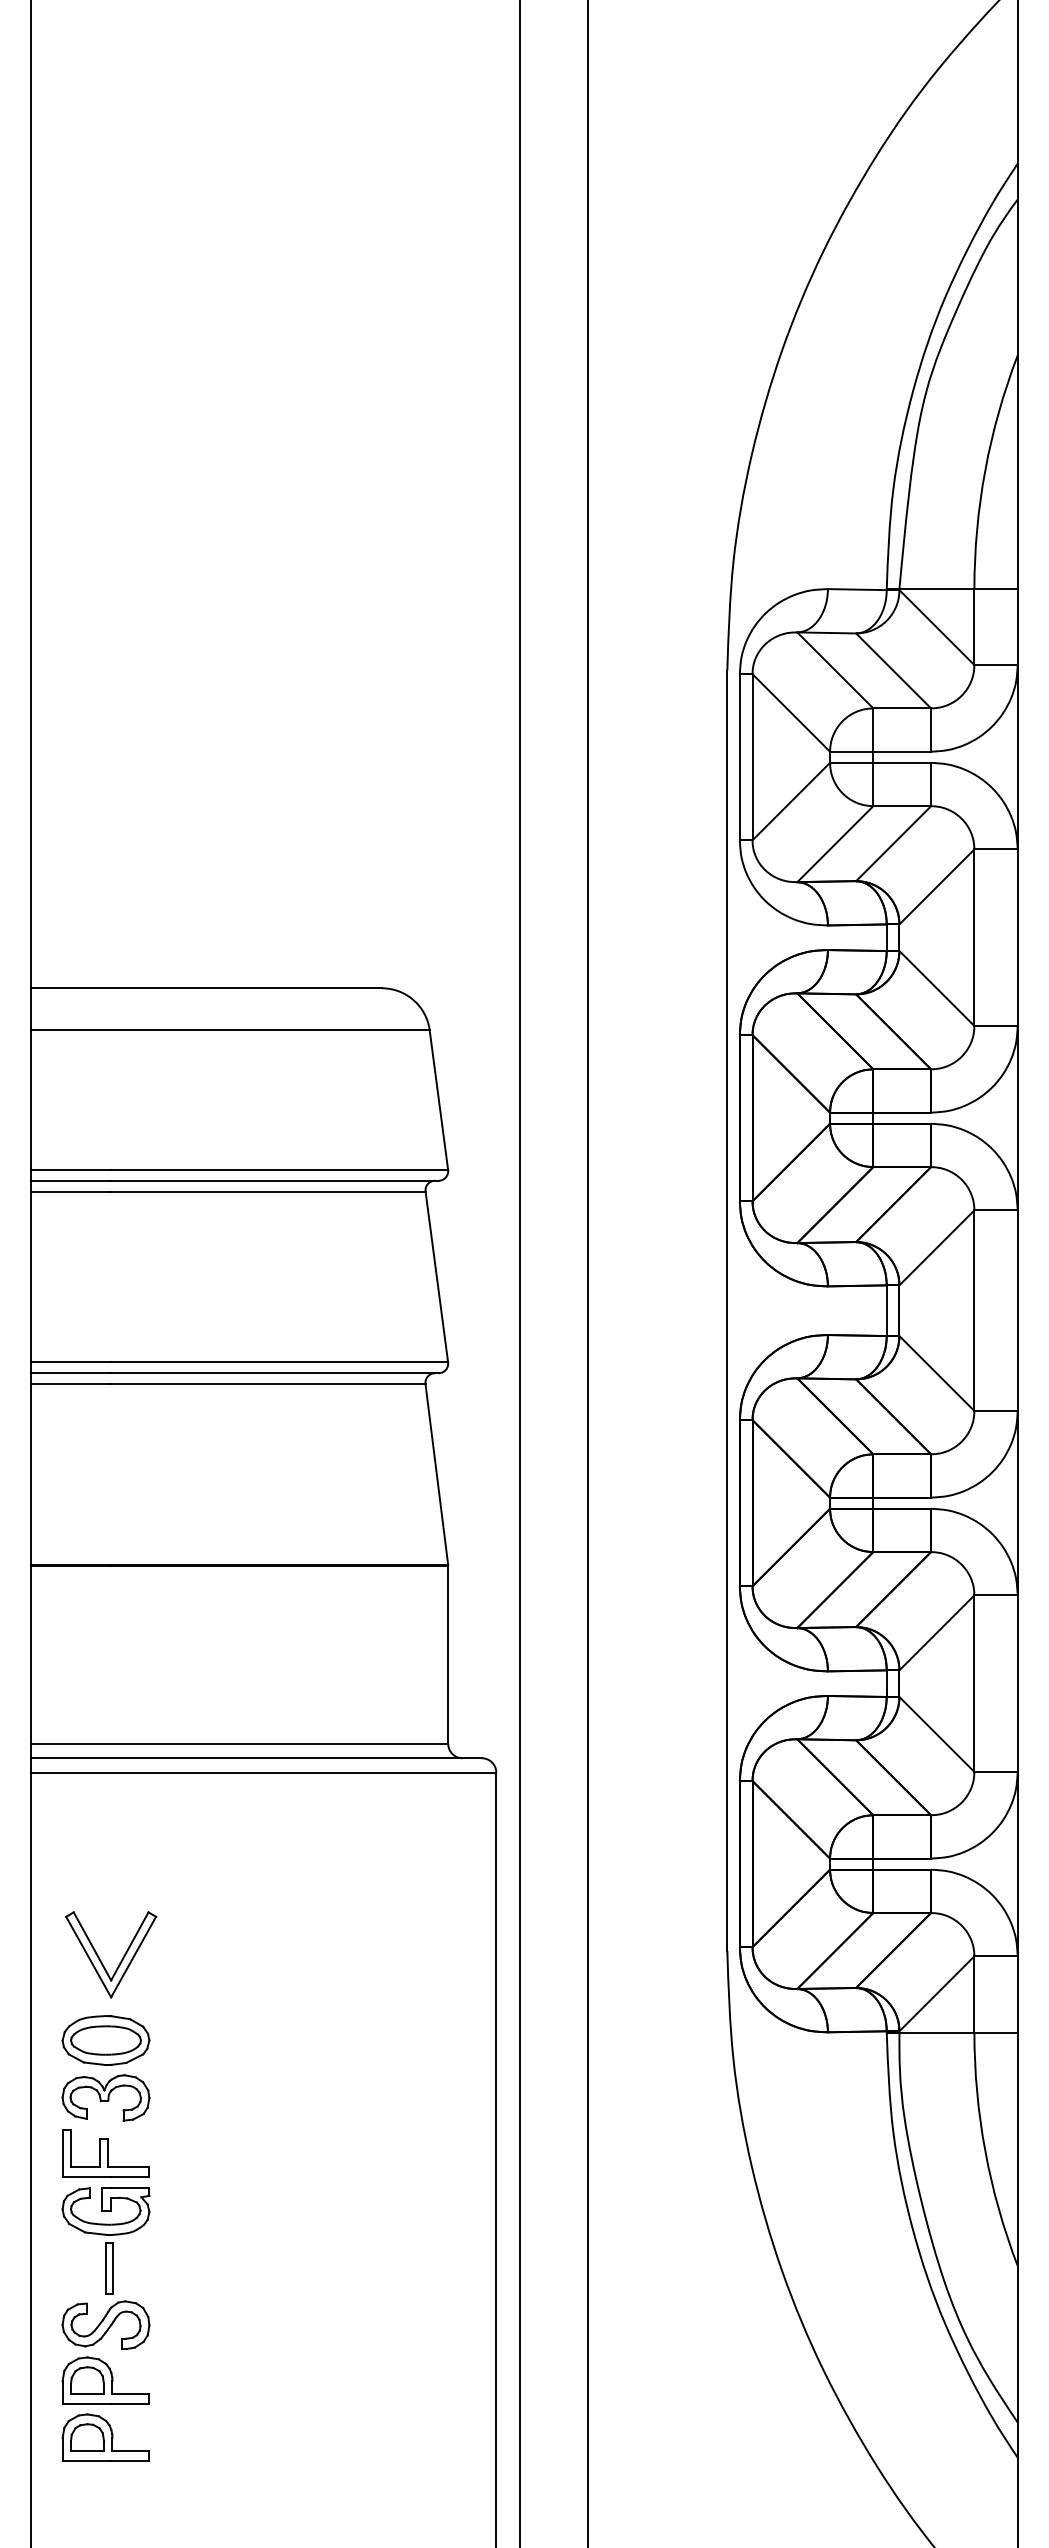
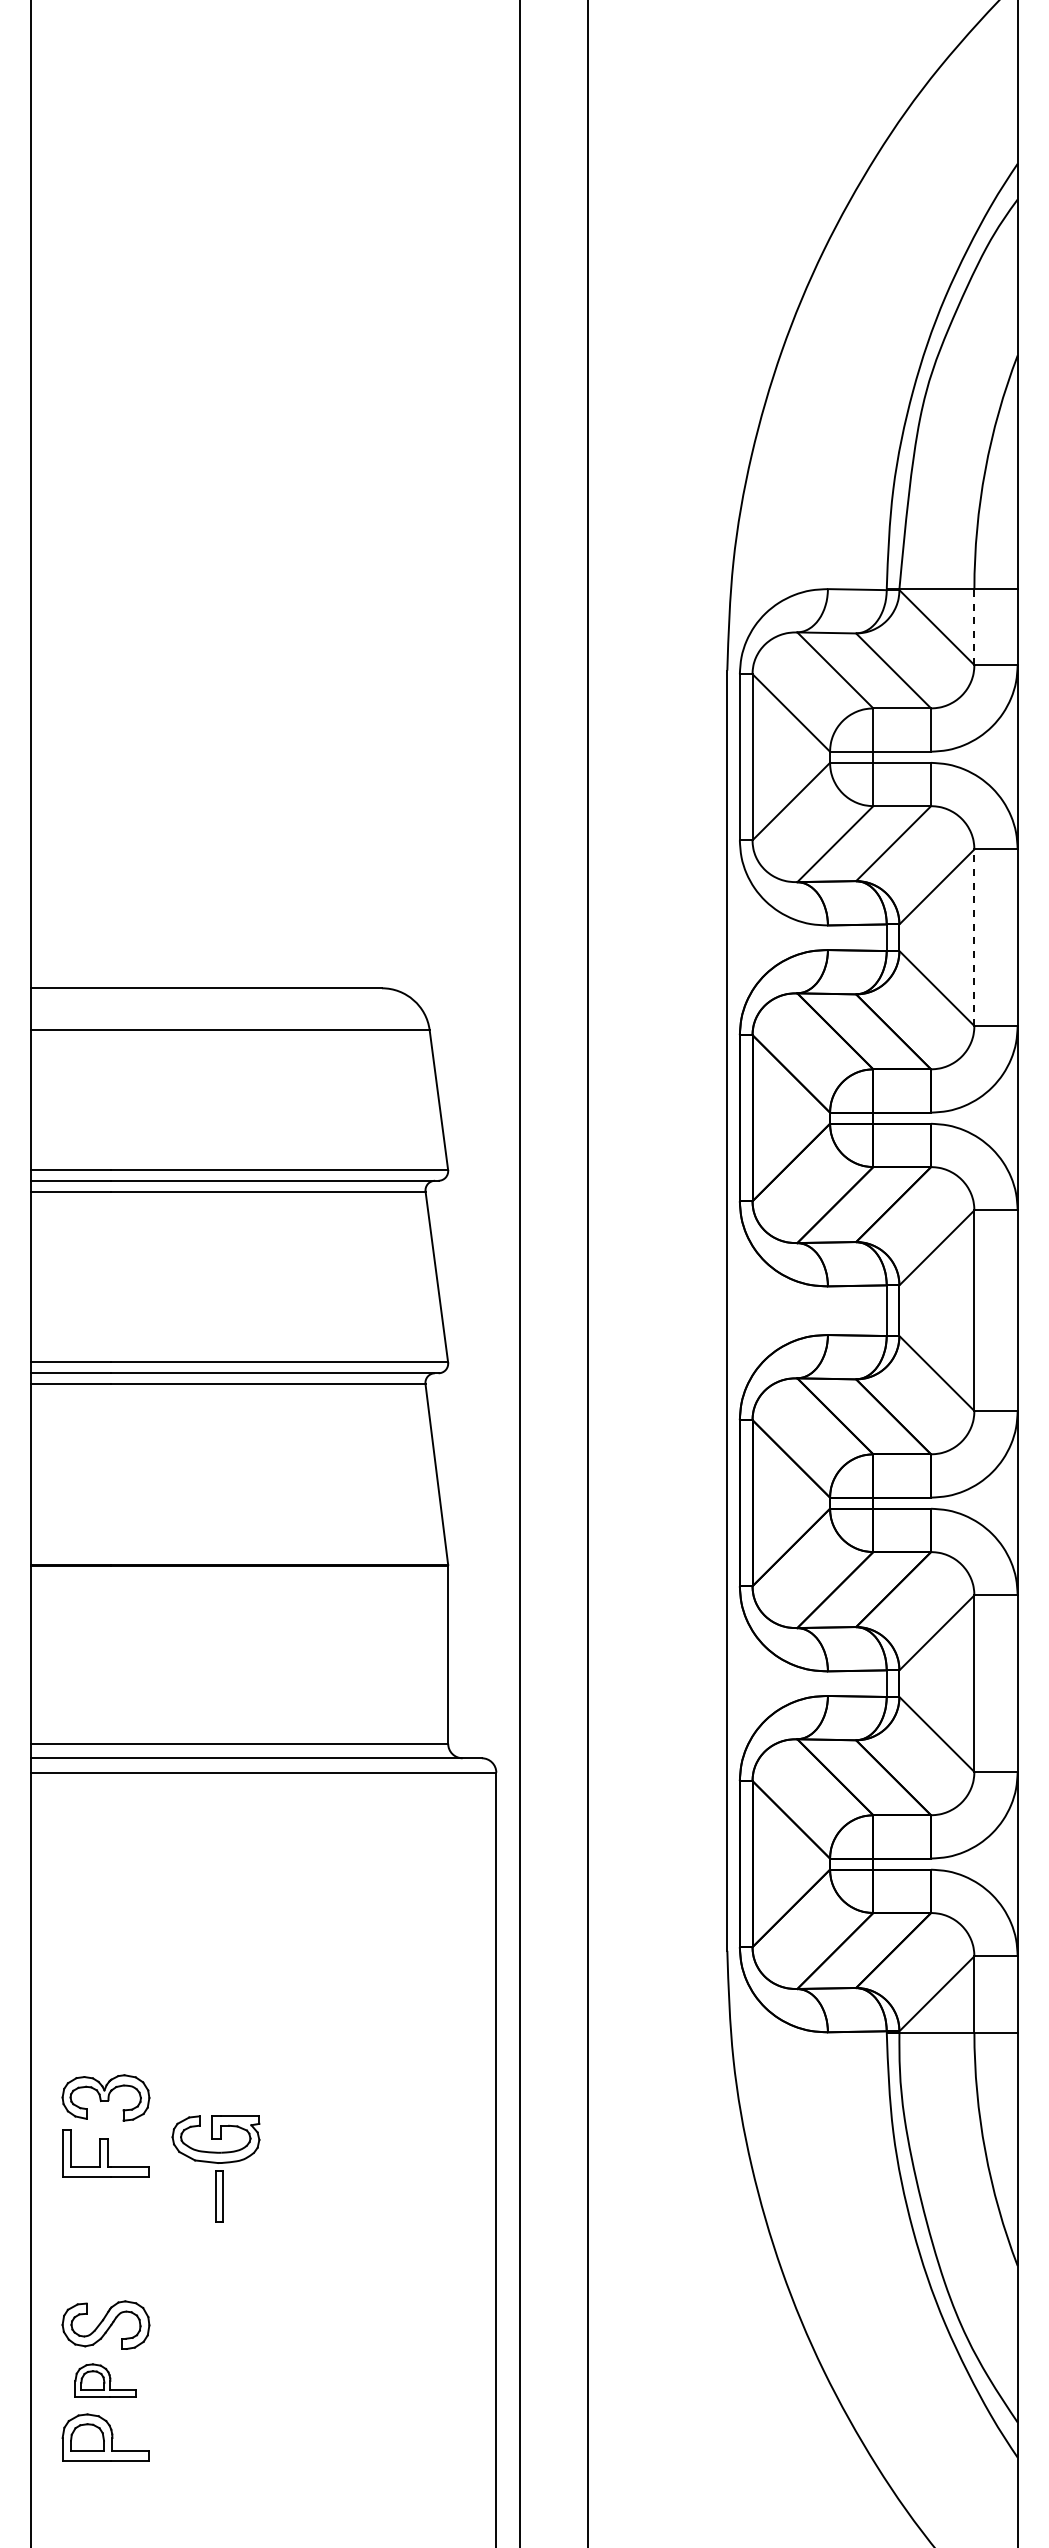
line: solid -> dashed (974, 626)
line: solid -> dashed (974, 937)
part: present -> none (121, 1959)
part: present -> none (105, 2040)
part position: (105, 2240) -> (215, 2168) (215, 2168)
part size: 89x49 px -> 63x35 px (105, 2380)
